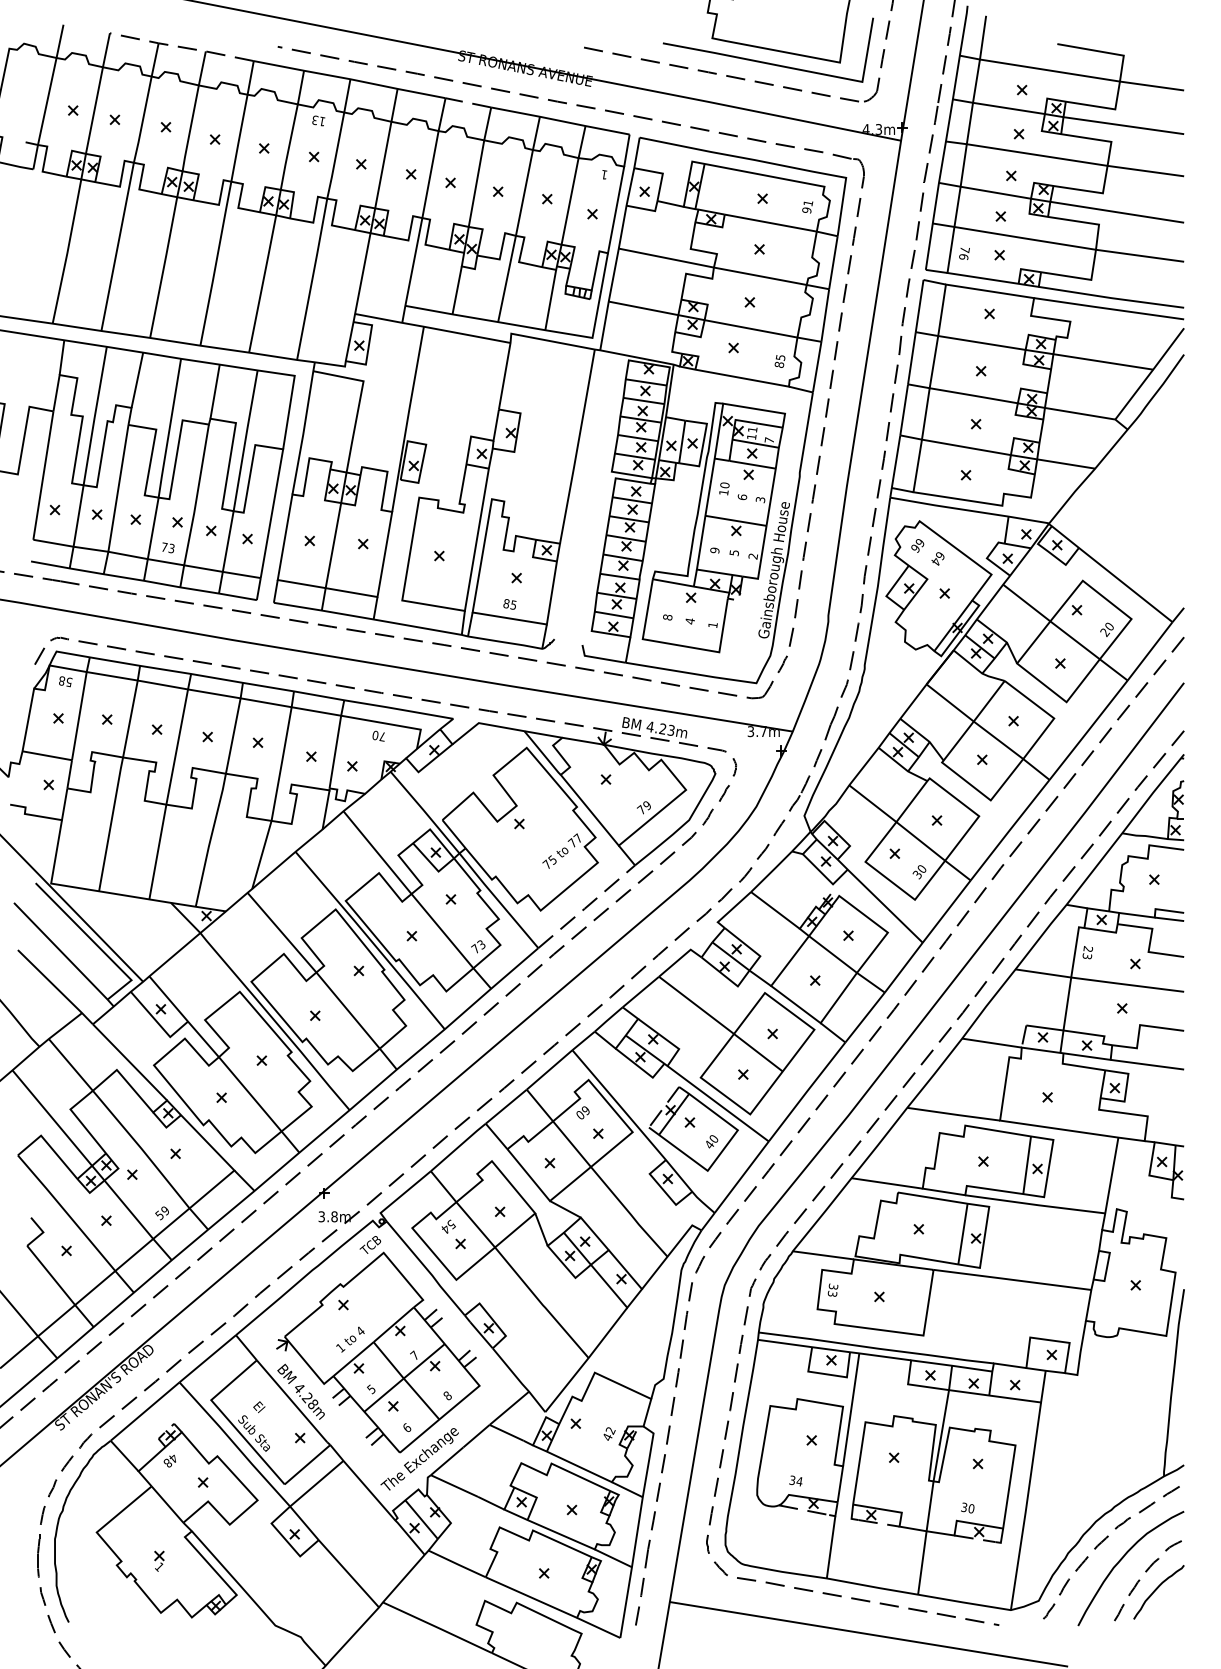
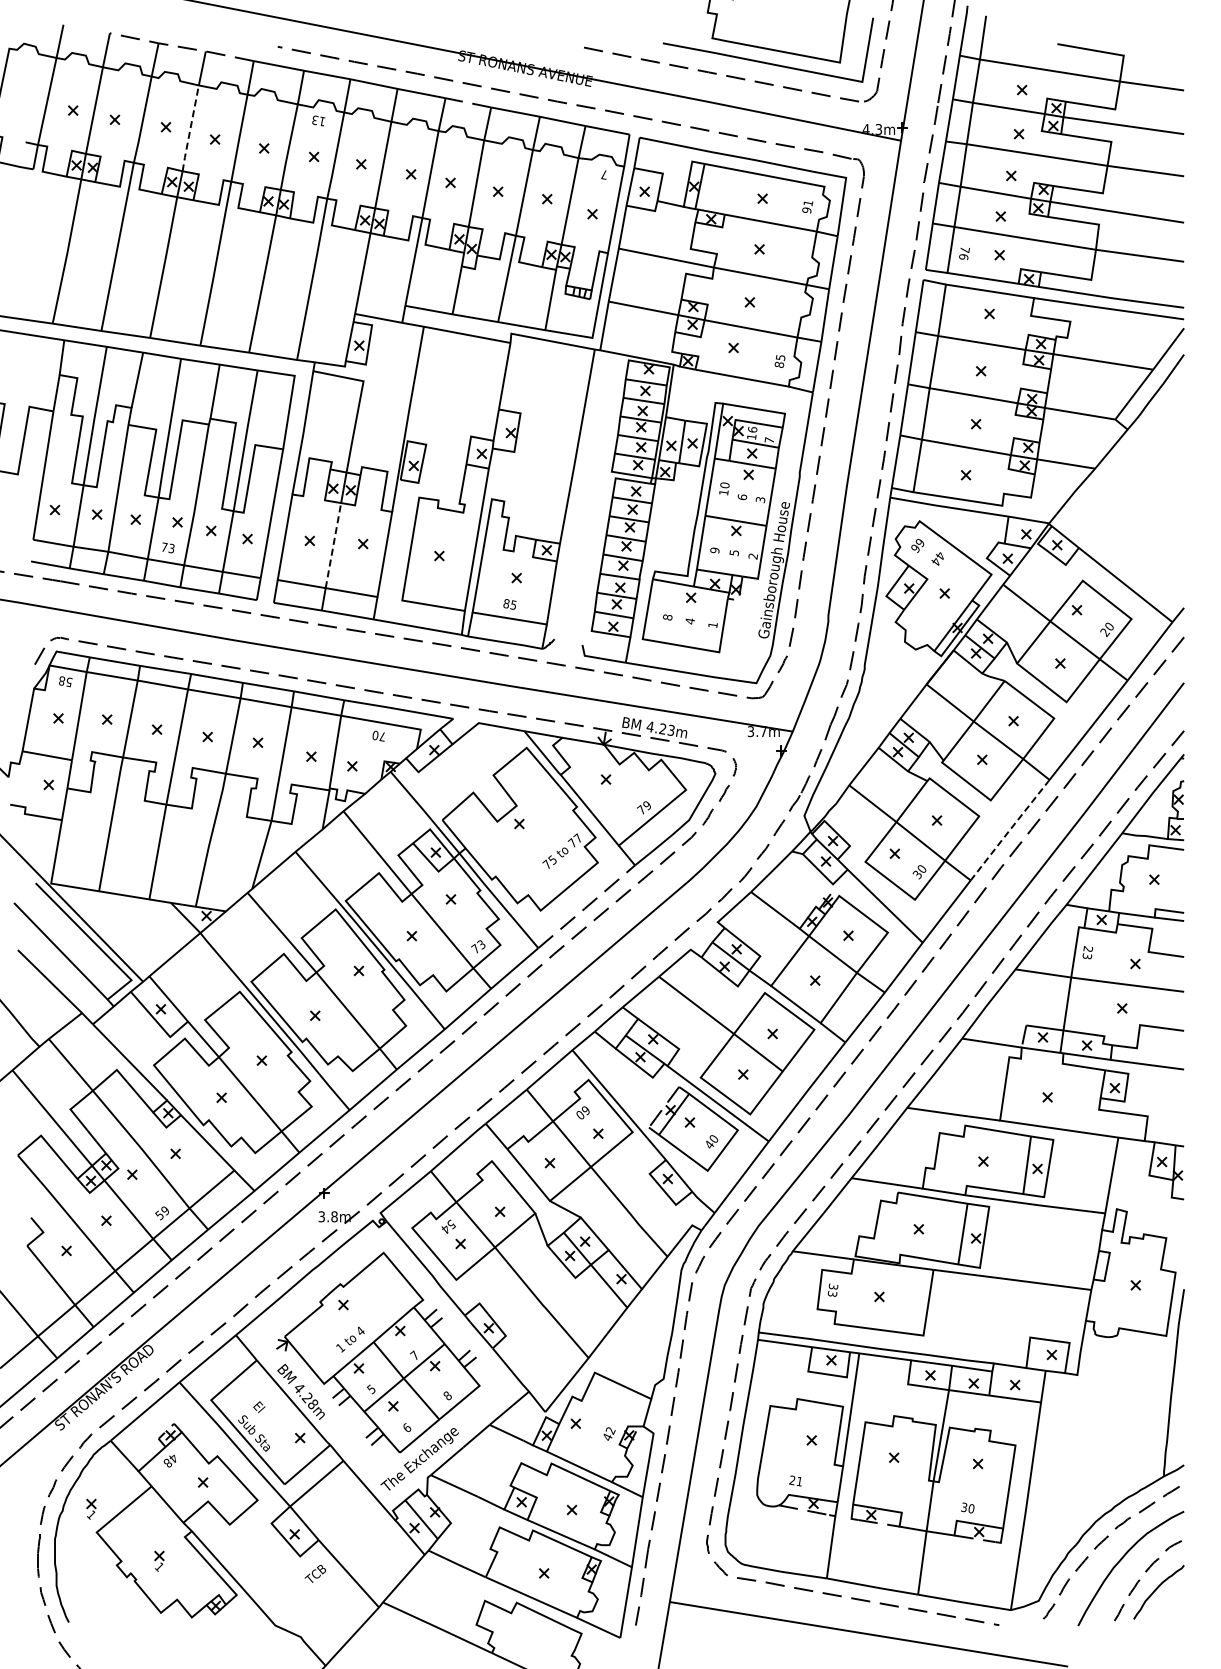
line: solid -> dashed (190, 129)
text: 1 -> 7 (604, 174)
text: 11 -> 16 (752, 429)
line: solid -> dashed (333, 545)
text: 64 -> 44 (939, 556)
line: solid -> dashed (1009, 830)
text position: (370, 1244) -> (315, 1573) (315, 1573)
text: 34 -> 21 (795, 1481)
part: none -> present (91, 1508)
